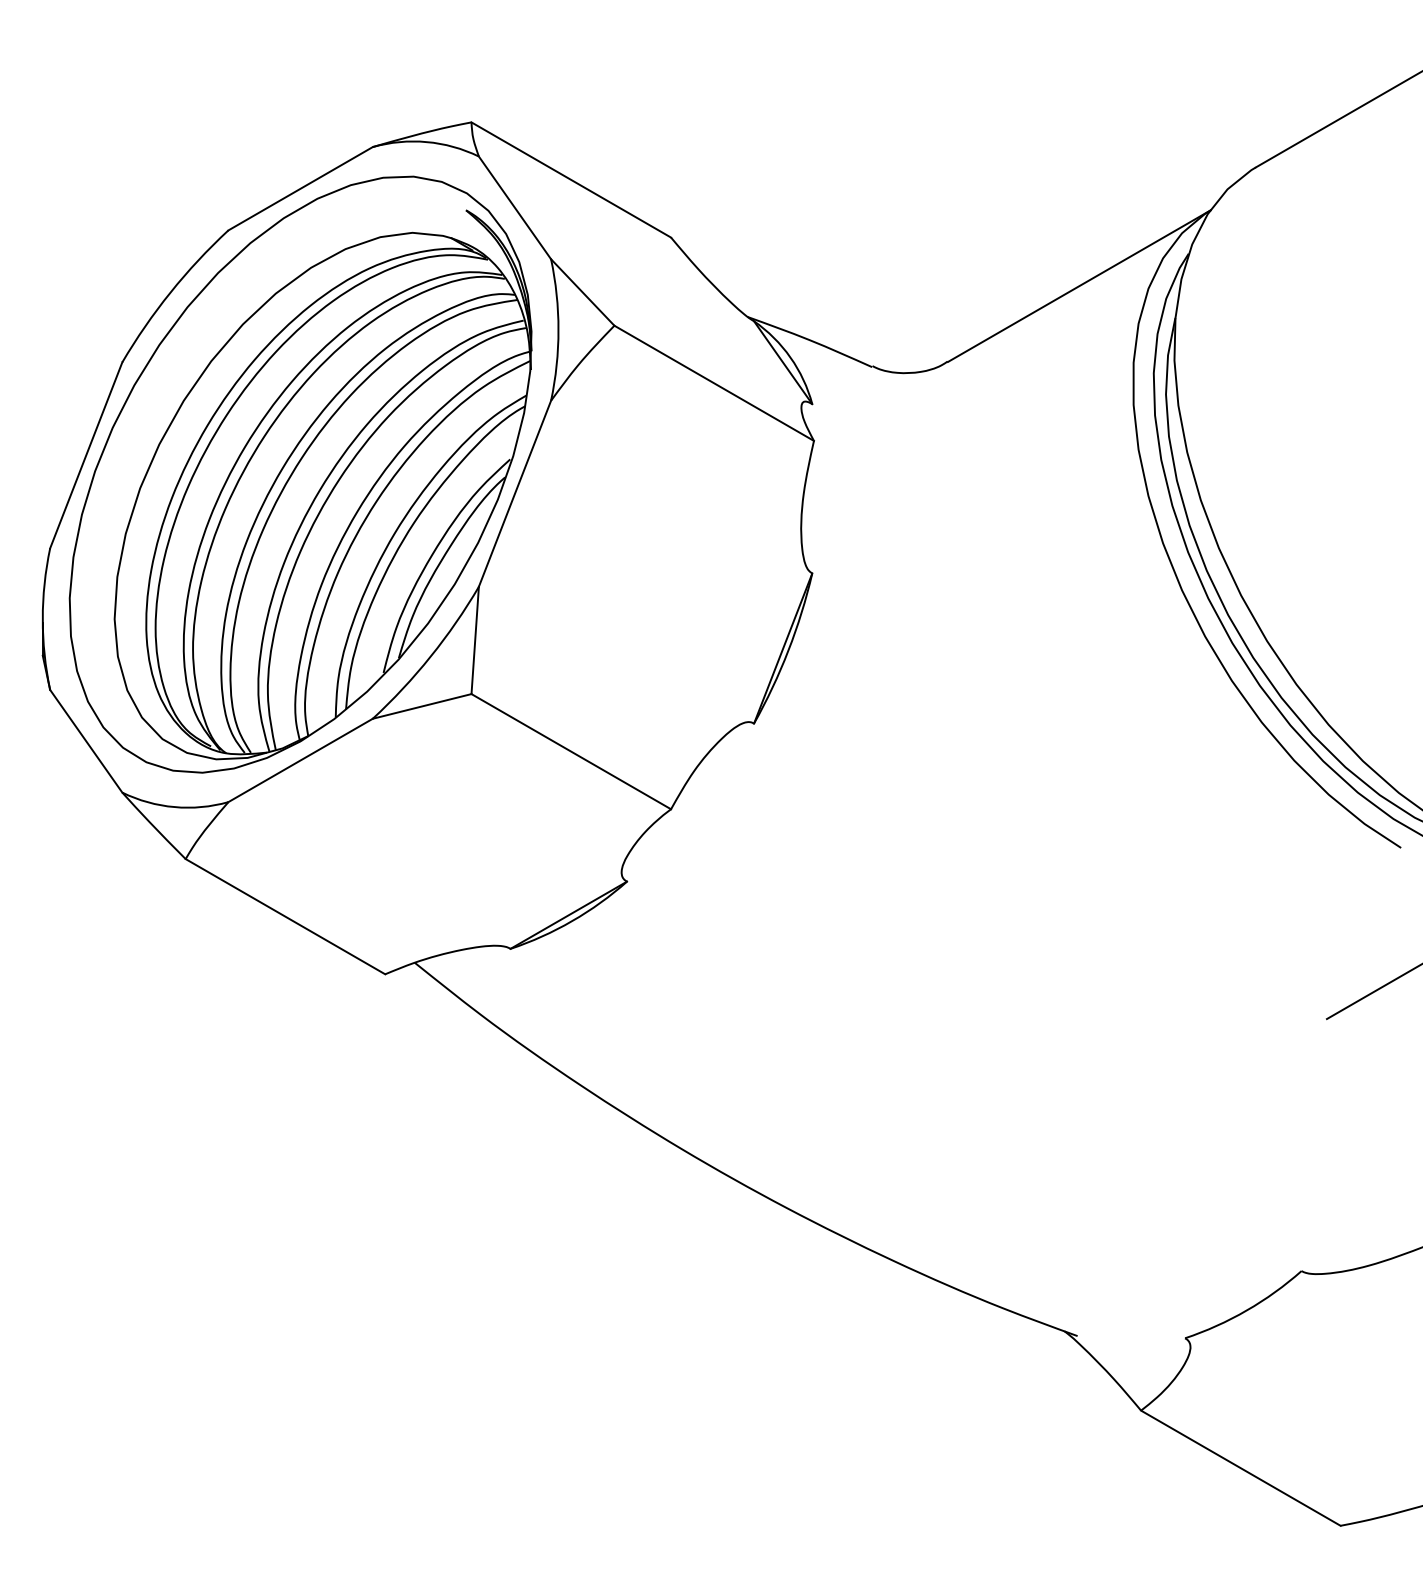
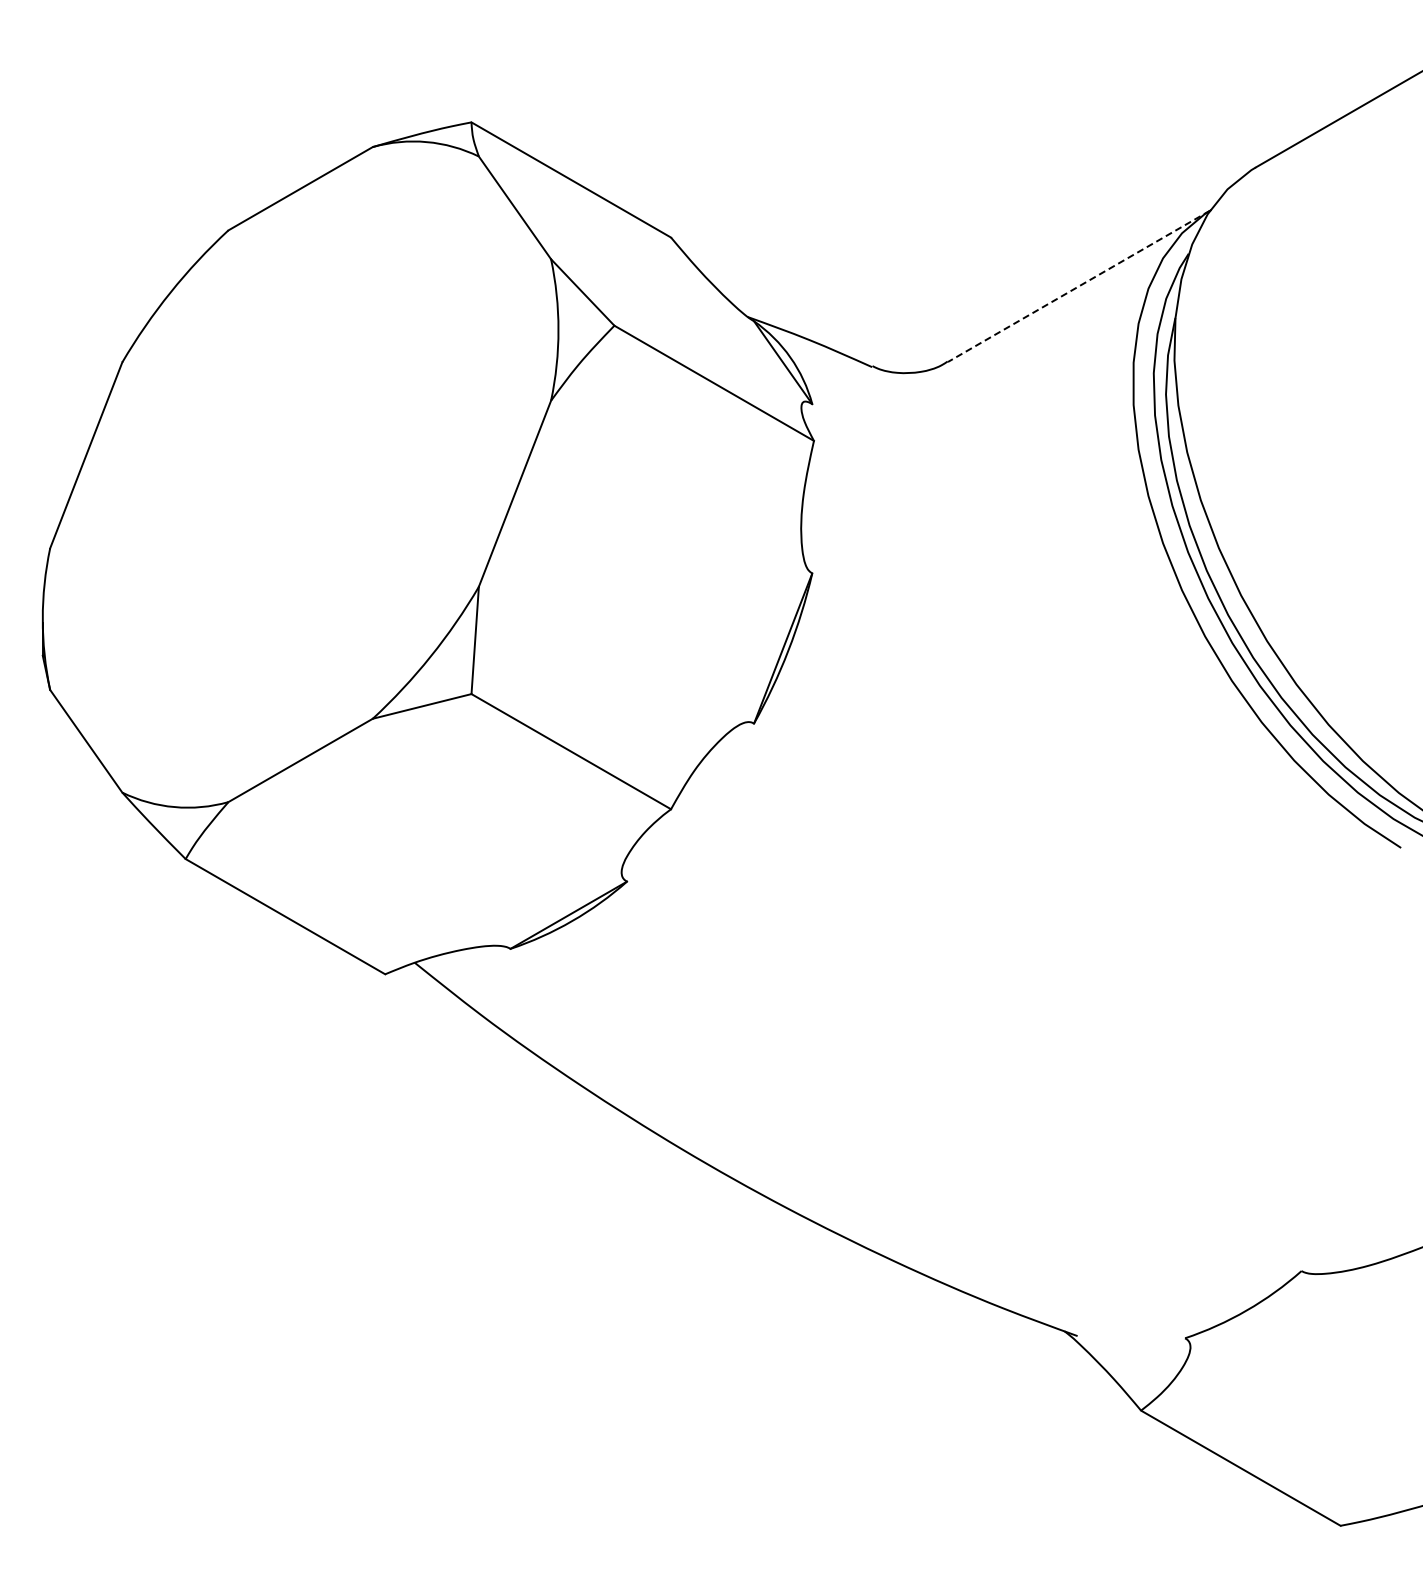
line: solid -> dashed (1078, 286)
part: present -> none (300, 474)
line: present -> none (1372, 992)
